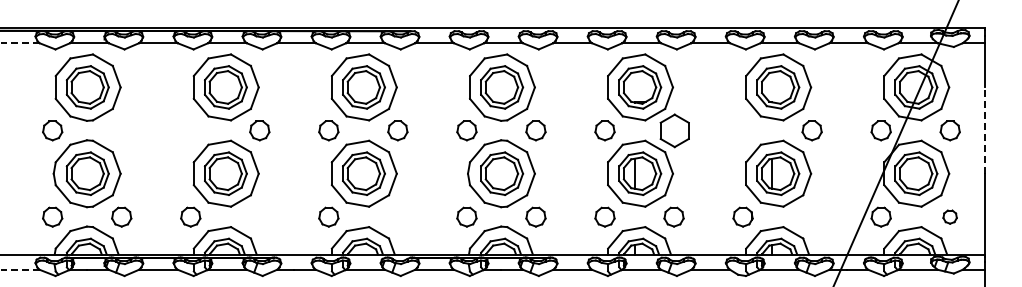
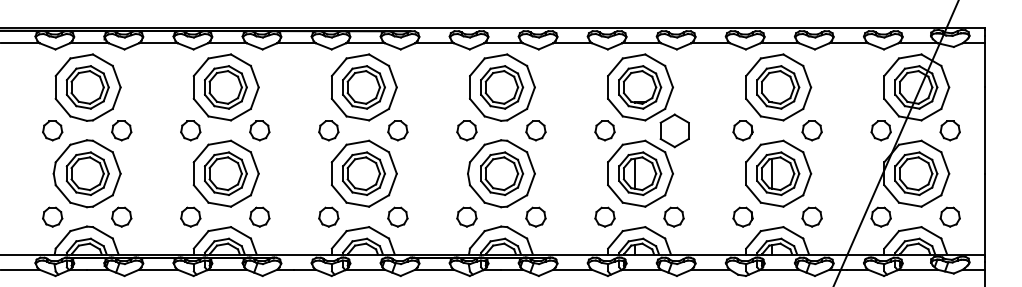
line: dashed -> solid (19, 43)
part: none -> present (121, 130)
part: none -> present (190, 130)
part: none -> present (742, 130)
line: dashed -> solid (984, 130)
part: none -> present (259, 216)
part: none -> present (397, 216)
part: none -> present (811, 216)
part size: 16x16 px -> 22x22 px (949, 216)
line: dashed -> solid (19, 269)
